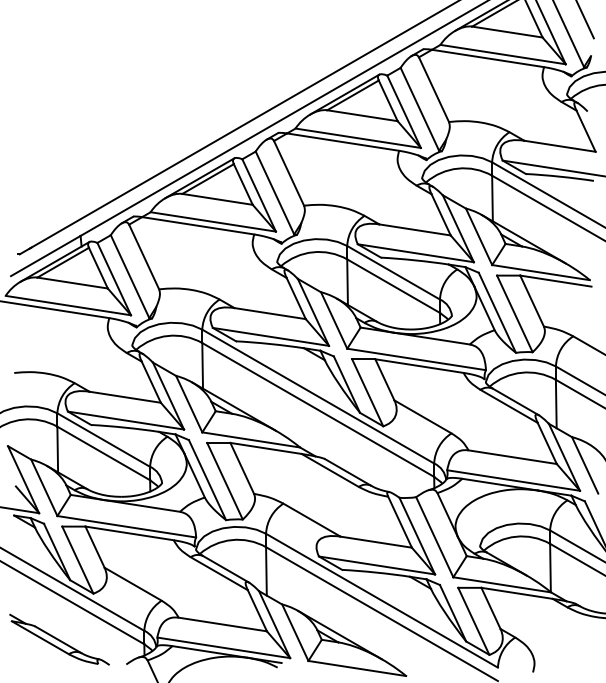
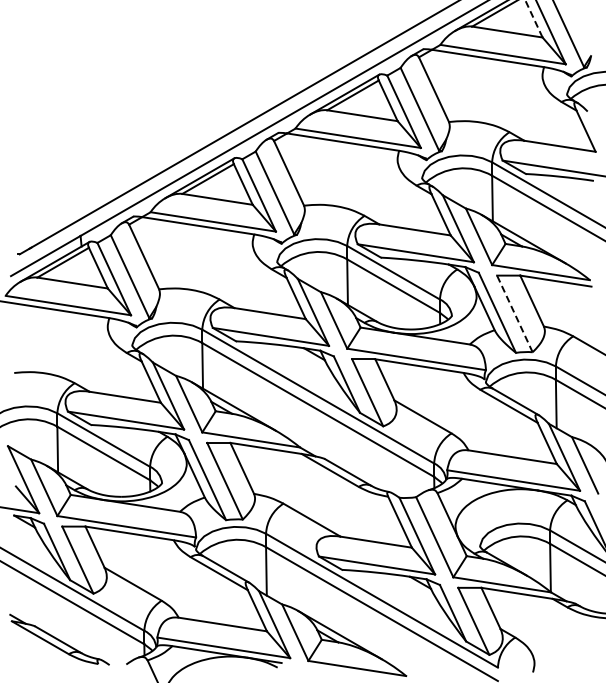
line: solid -> dashed (533, 18)
line: present -> none (585, 20)
line: solid -> dashed (514, 313)
